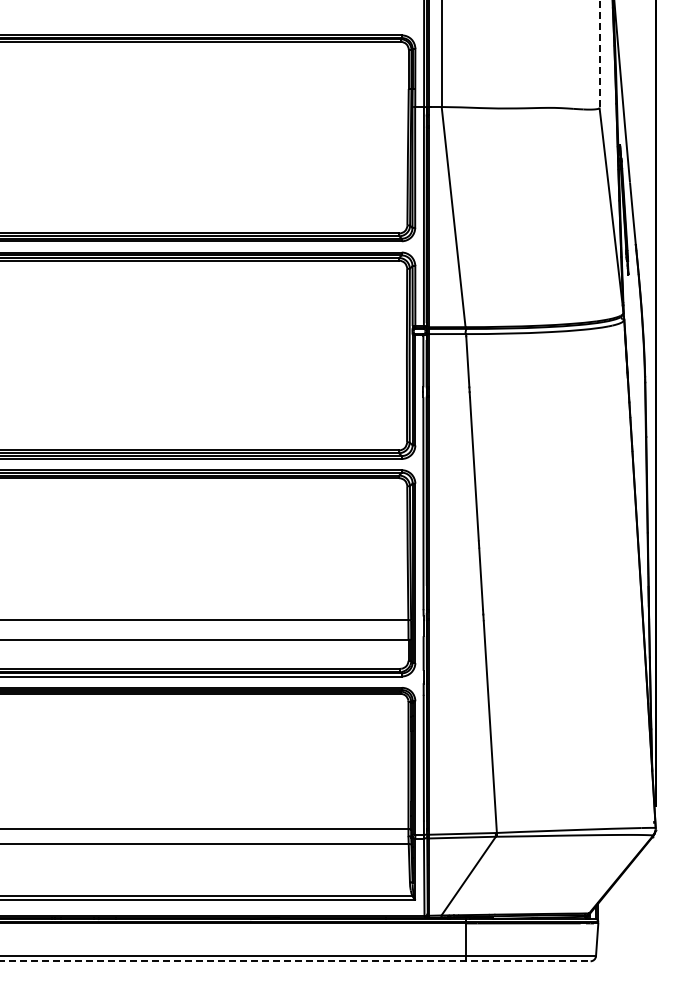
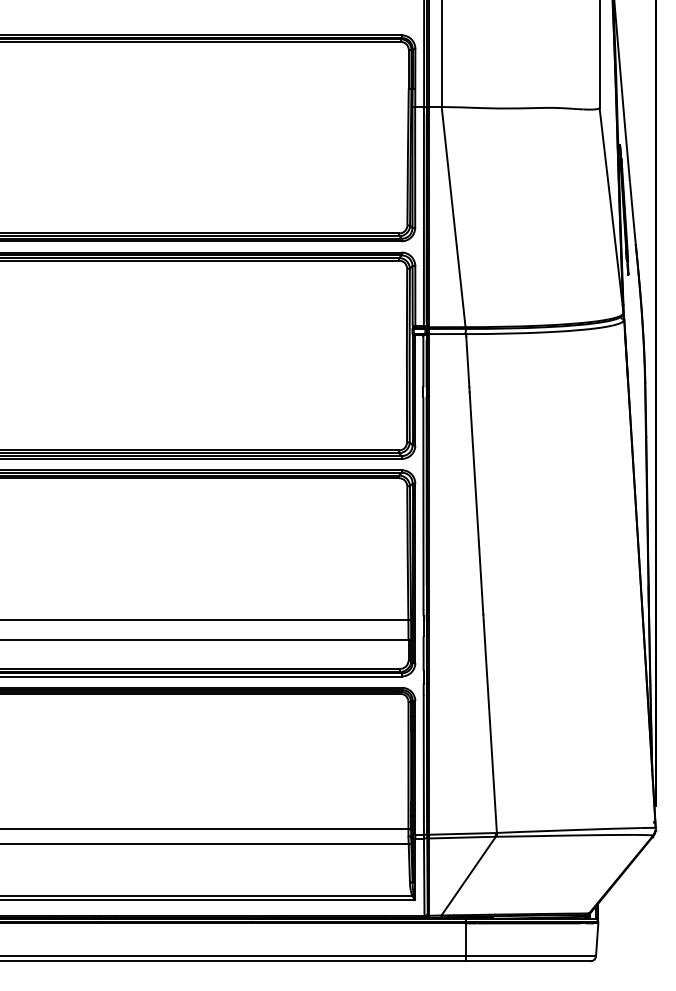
line: dashed -> solid (599, 54)
line: dashed -> solid (295, 961)
